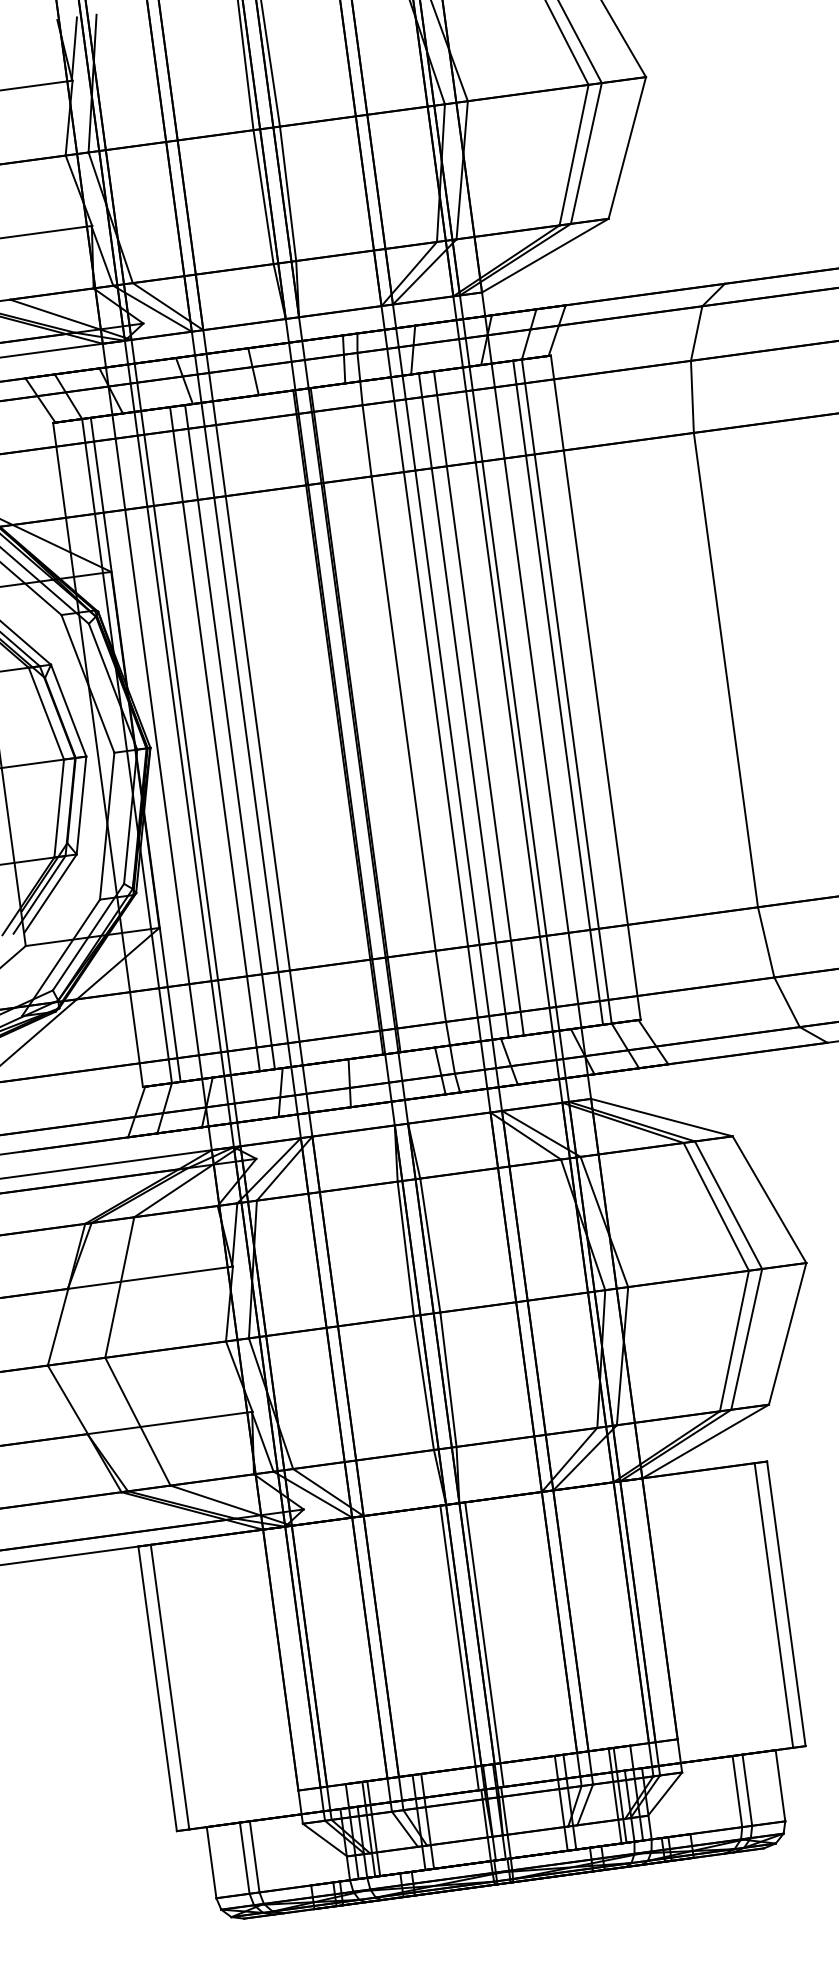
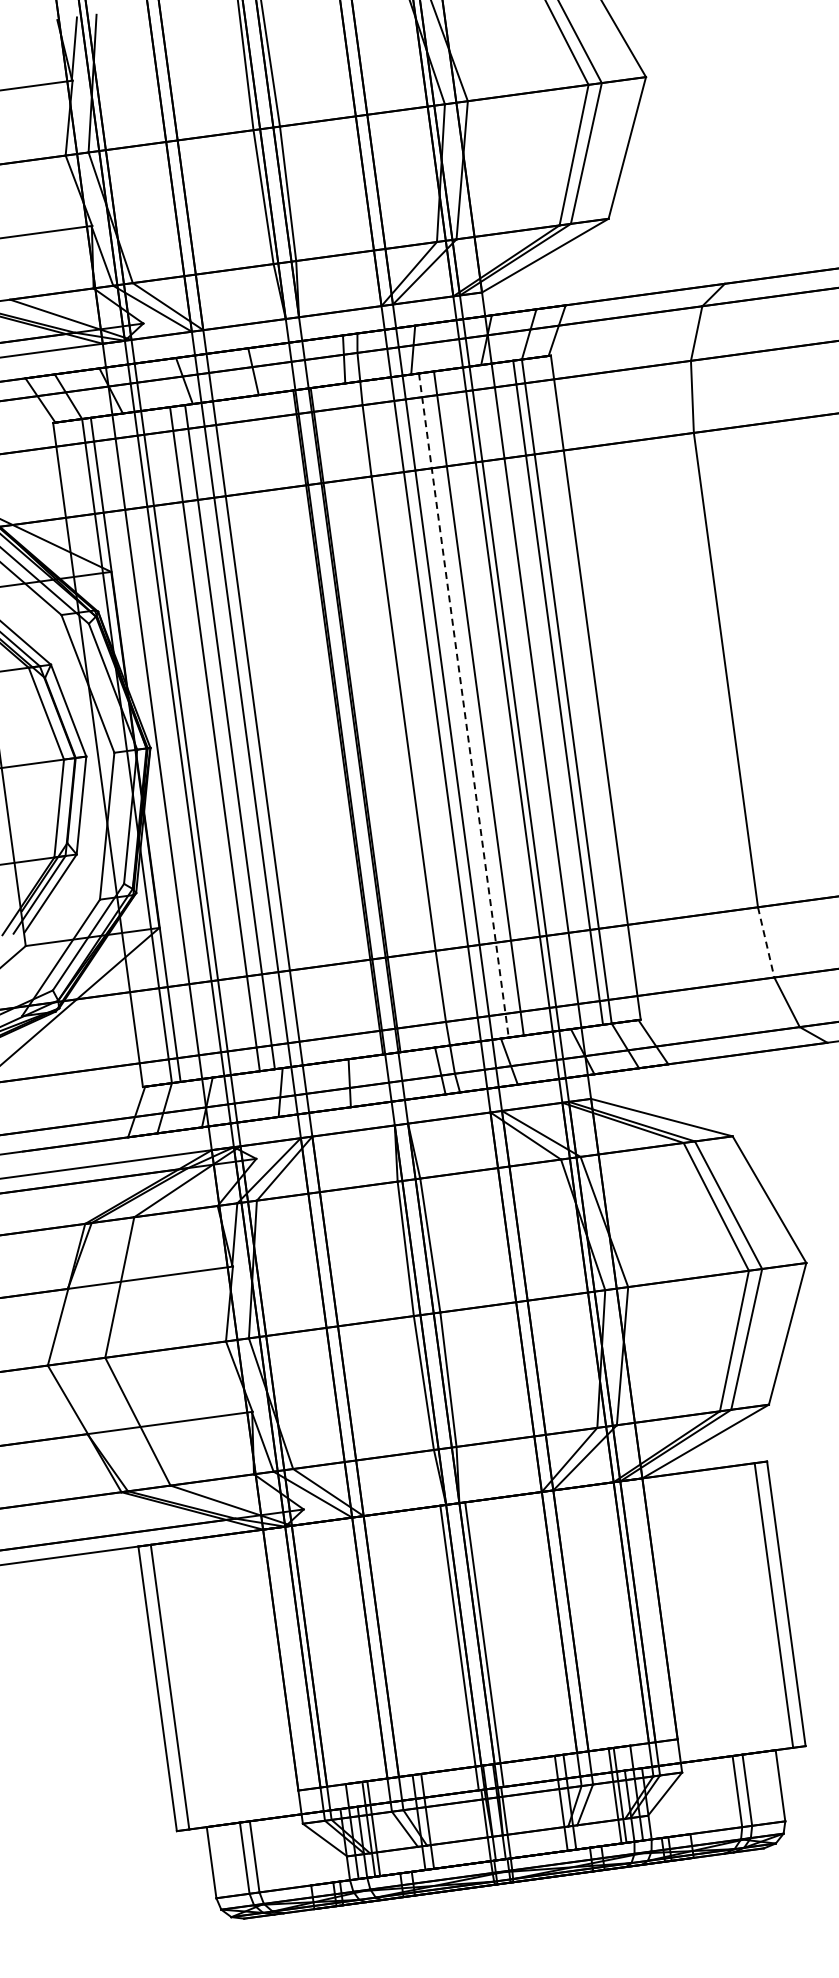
line: solid -> dashed (463, 706)
line: solid -> dashed (766, 942)
